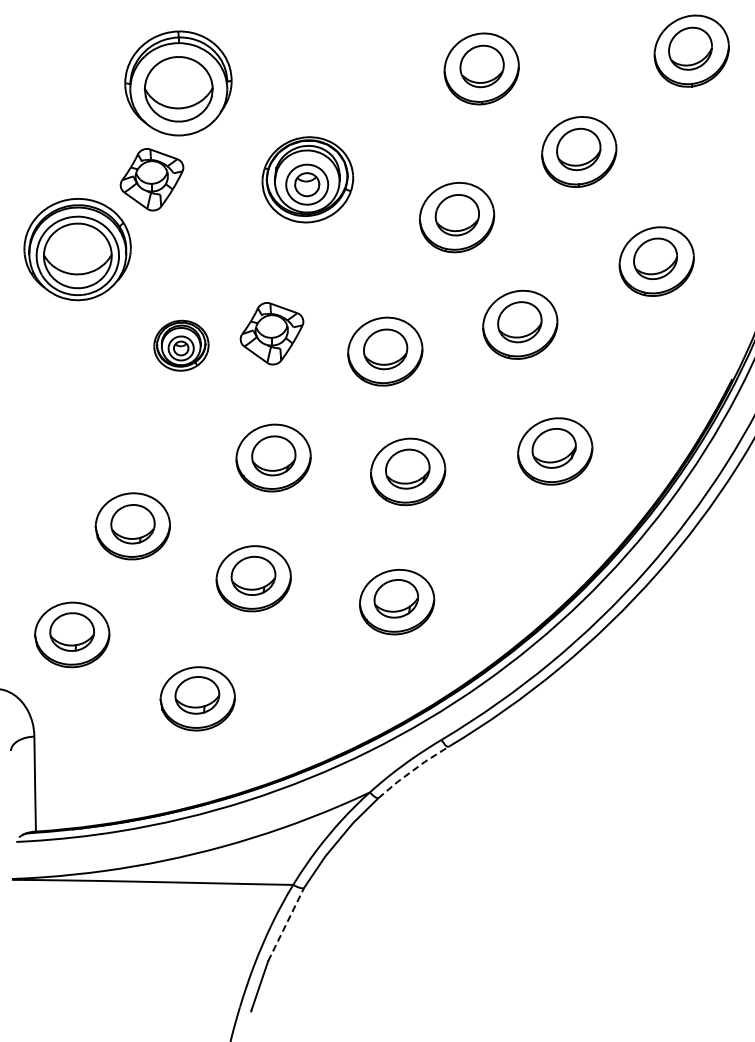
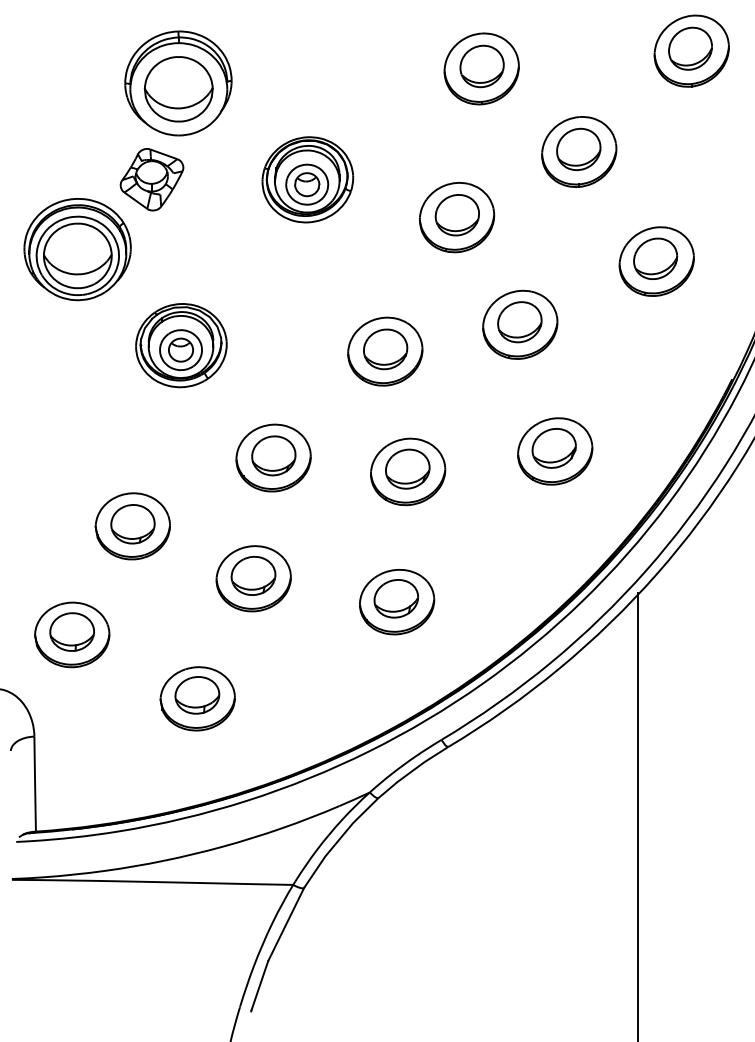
part: present -> none (271, 333)
part size: 57x53 px -> 93x86 px (181, 345)
line: dashed -> solid (411, 771)
line: none -> present (637, 815)
line: dashed -> solid (286, 924)
